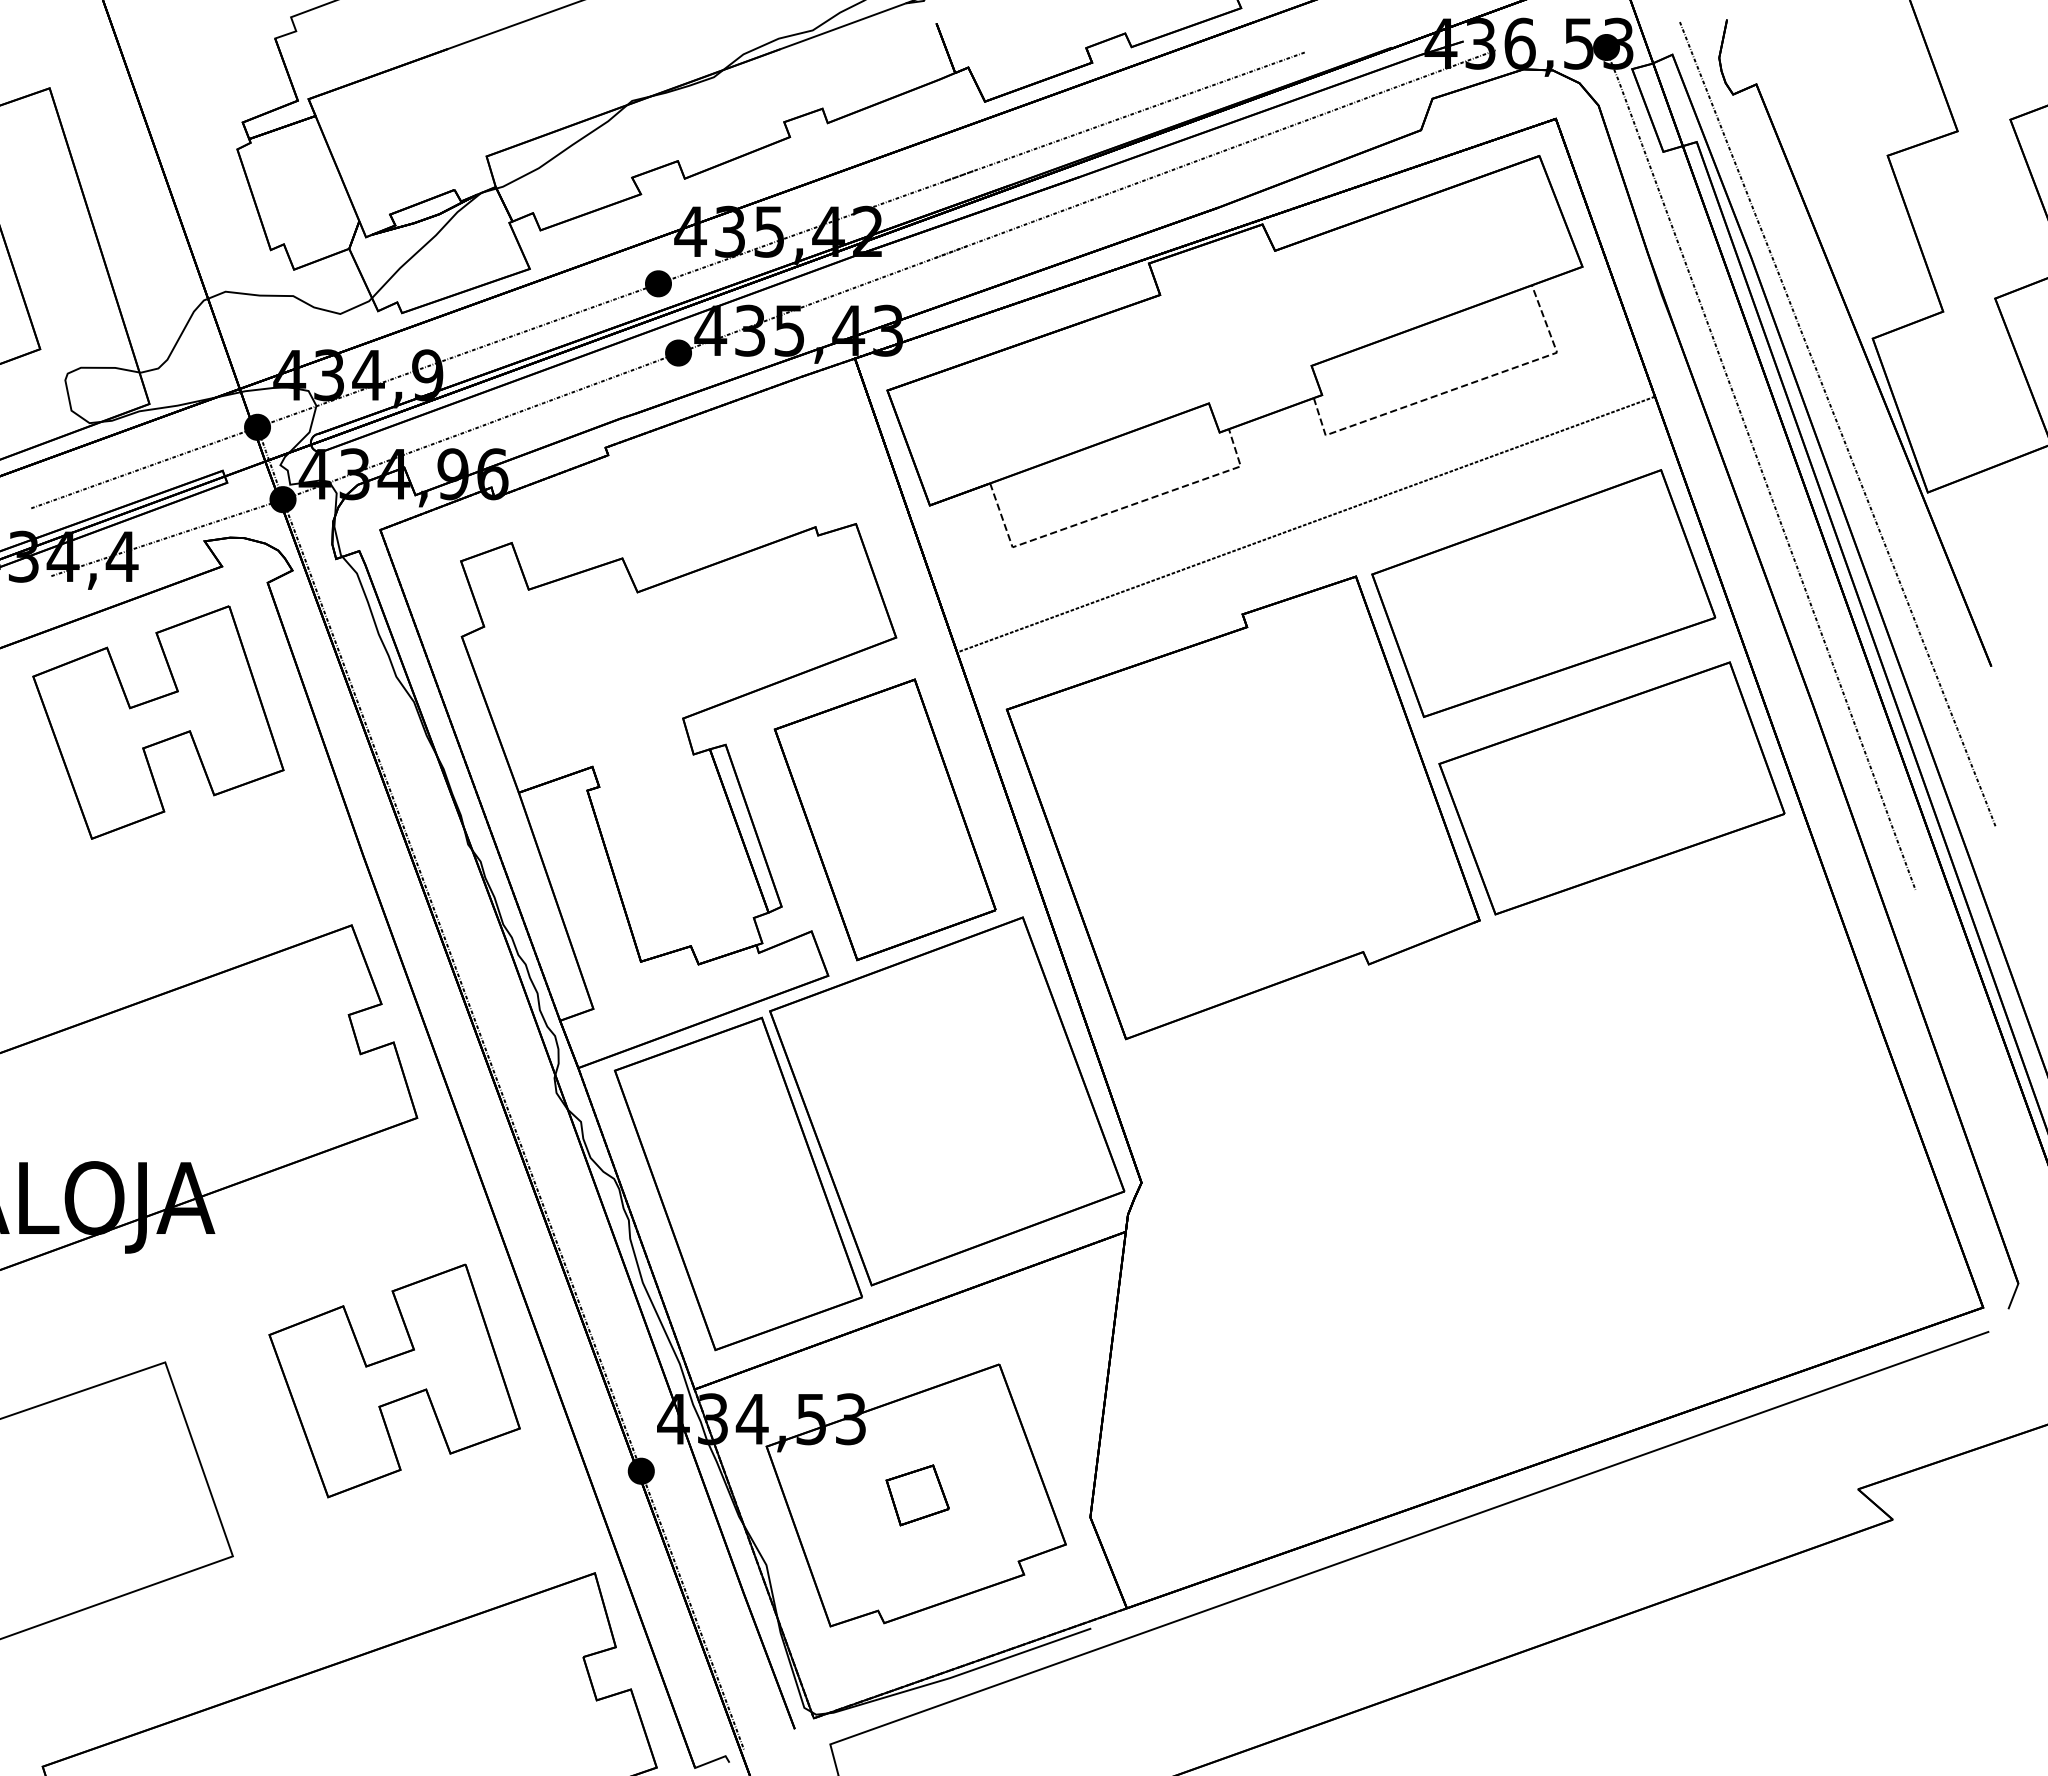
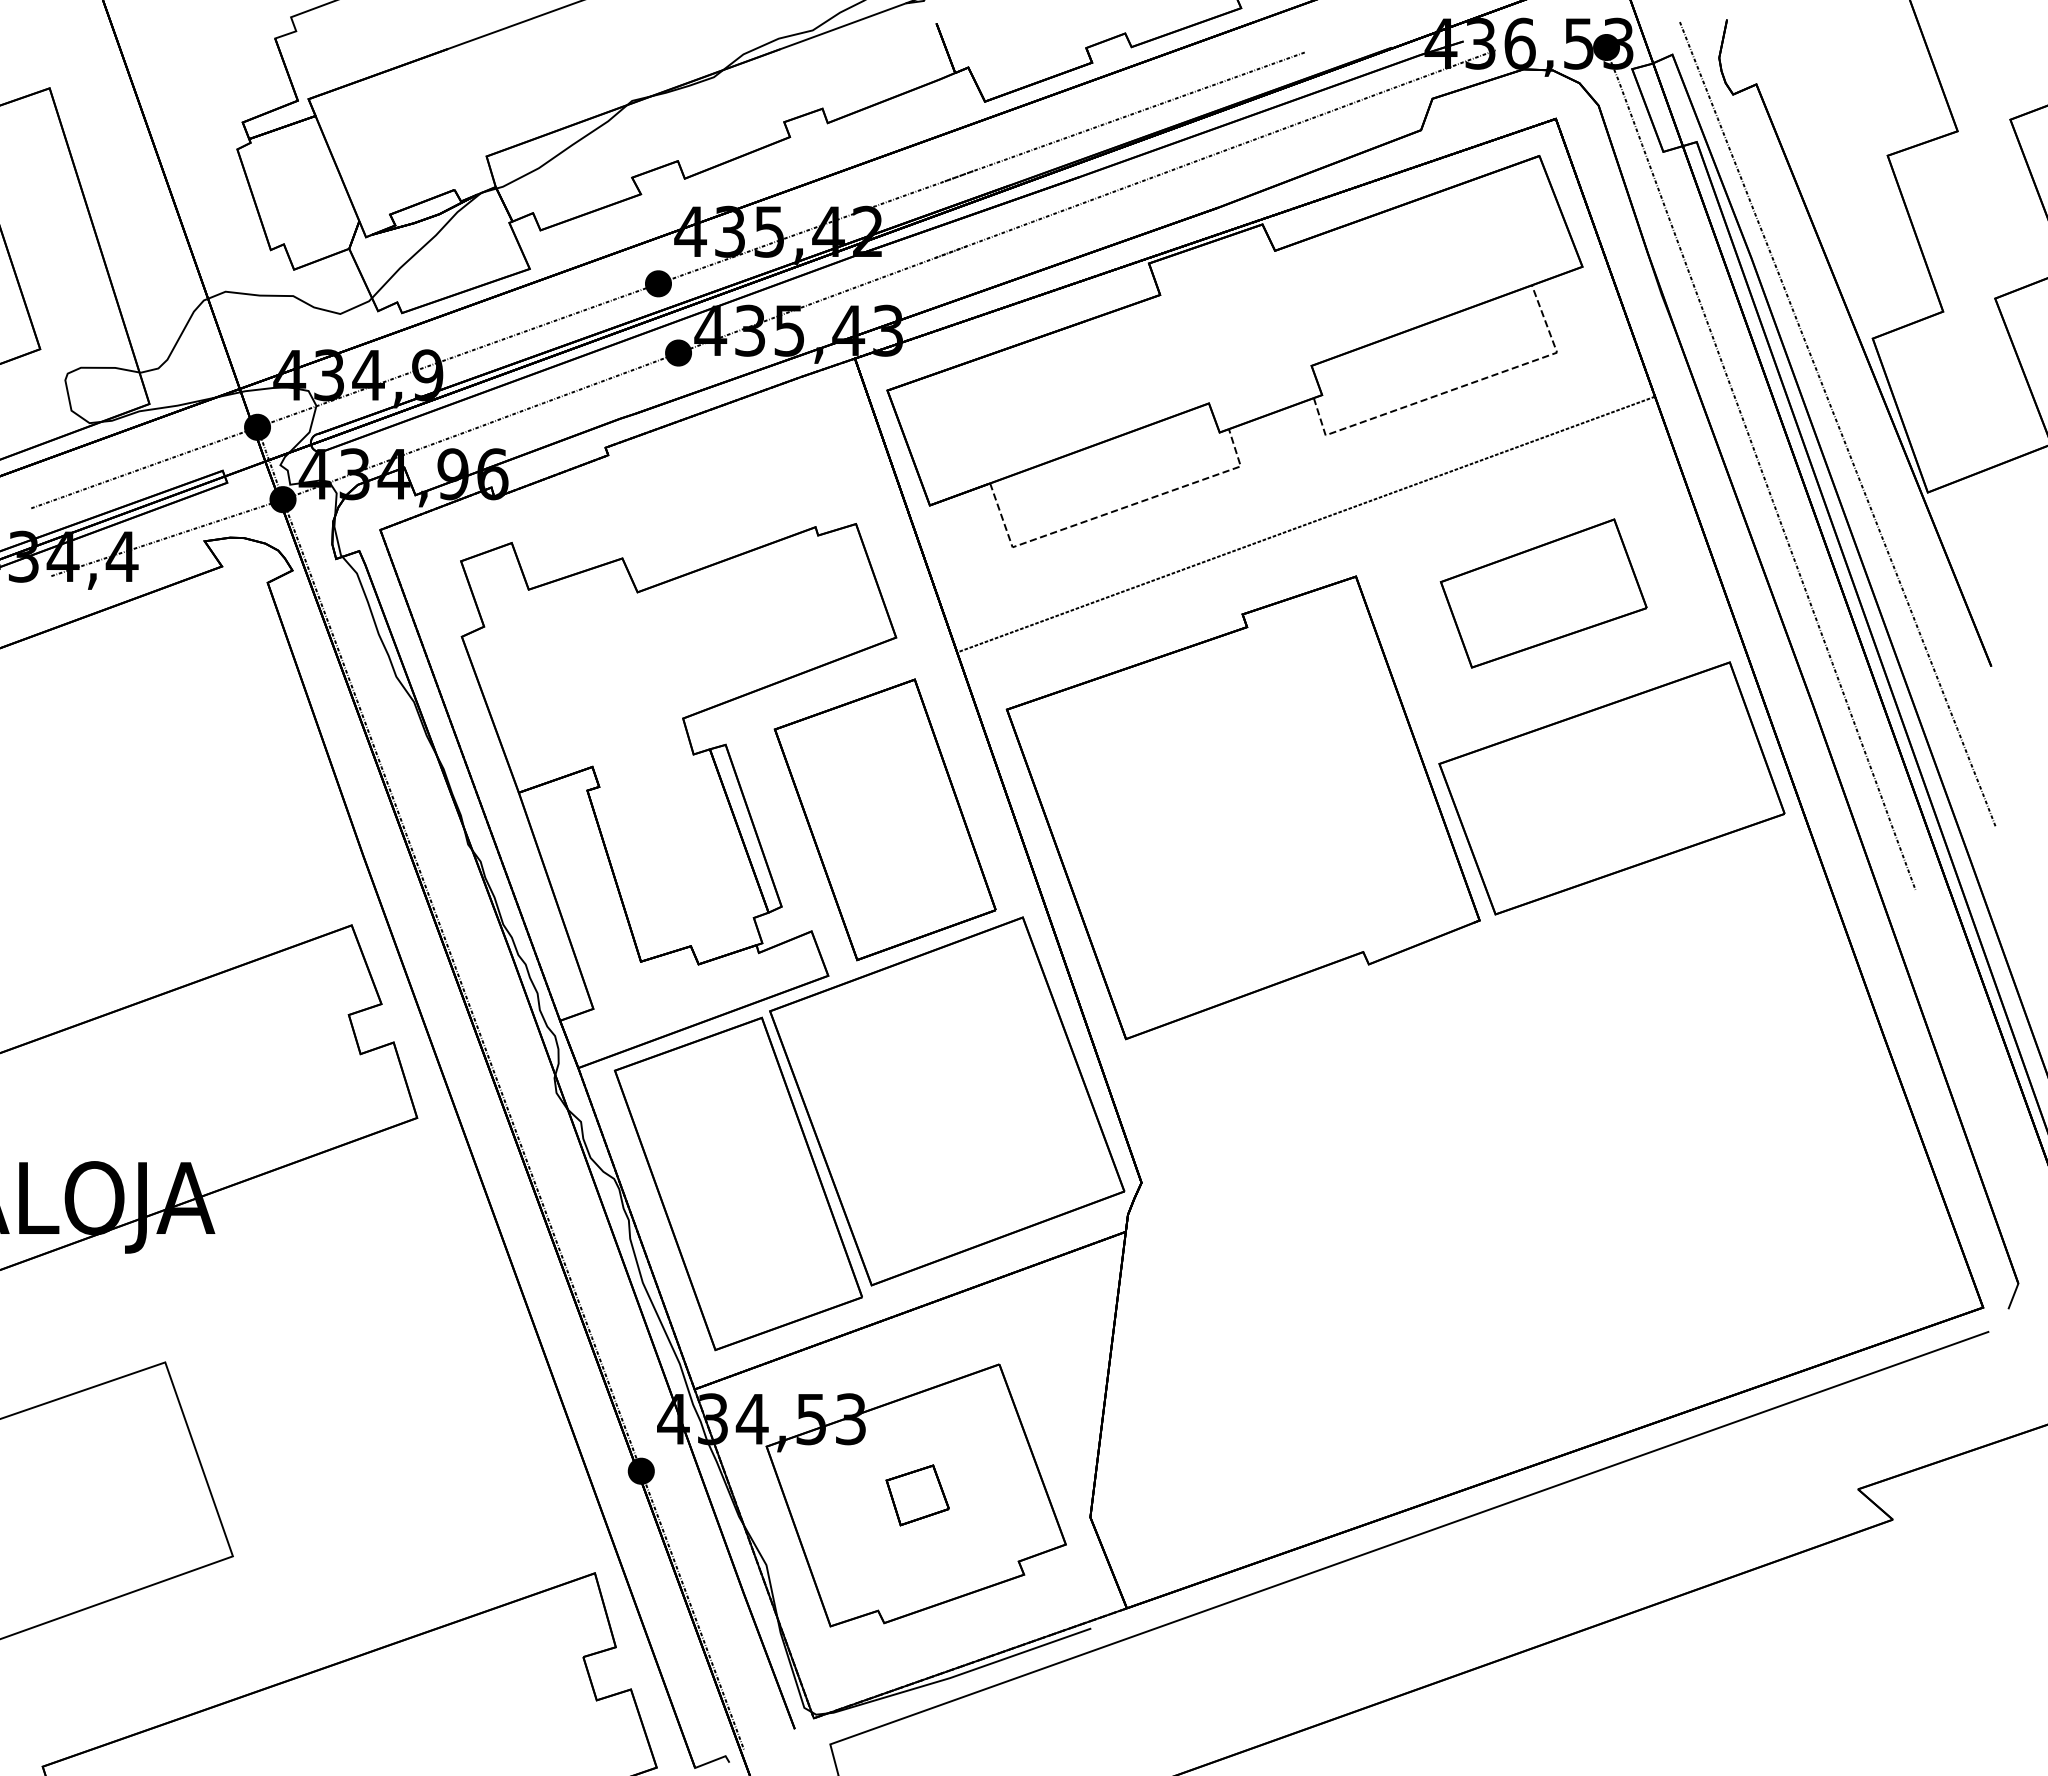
part size: 346x249 px -> 209x151 px (1543, 593)
part: present -> none (158, 722)
part: present -> none (394, 1380)
